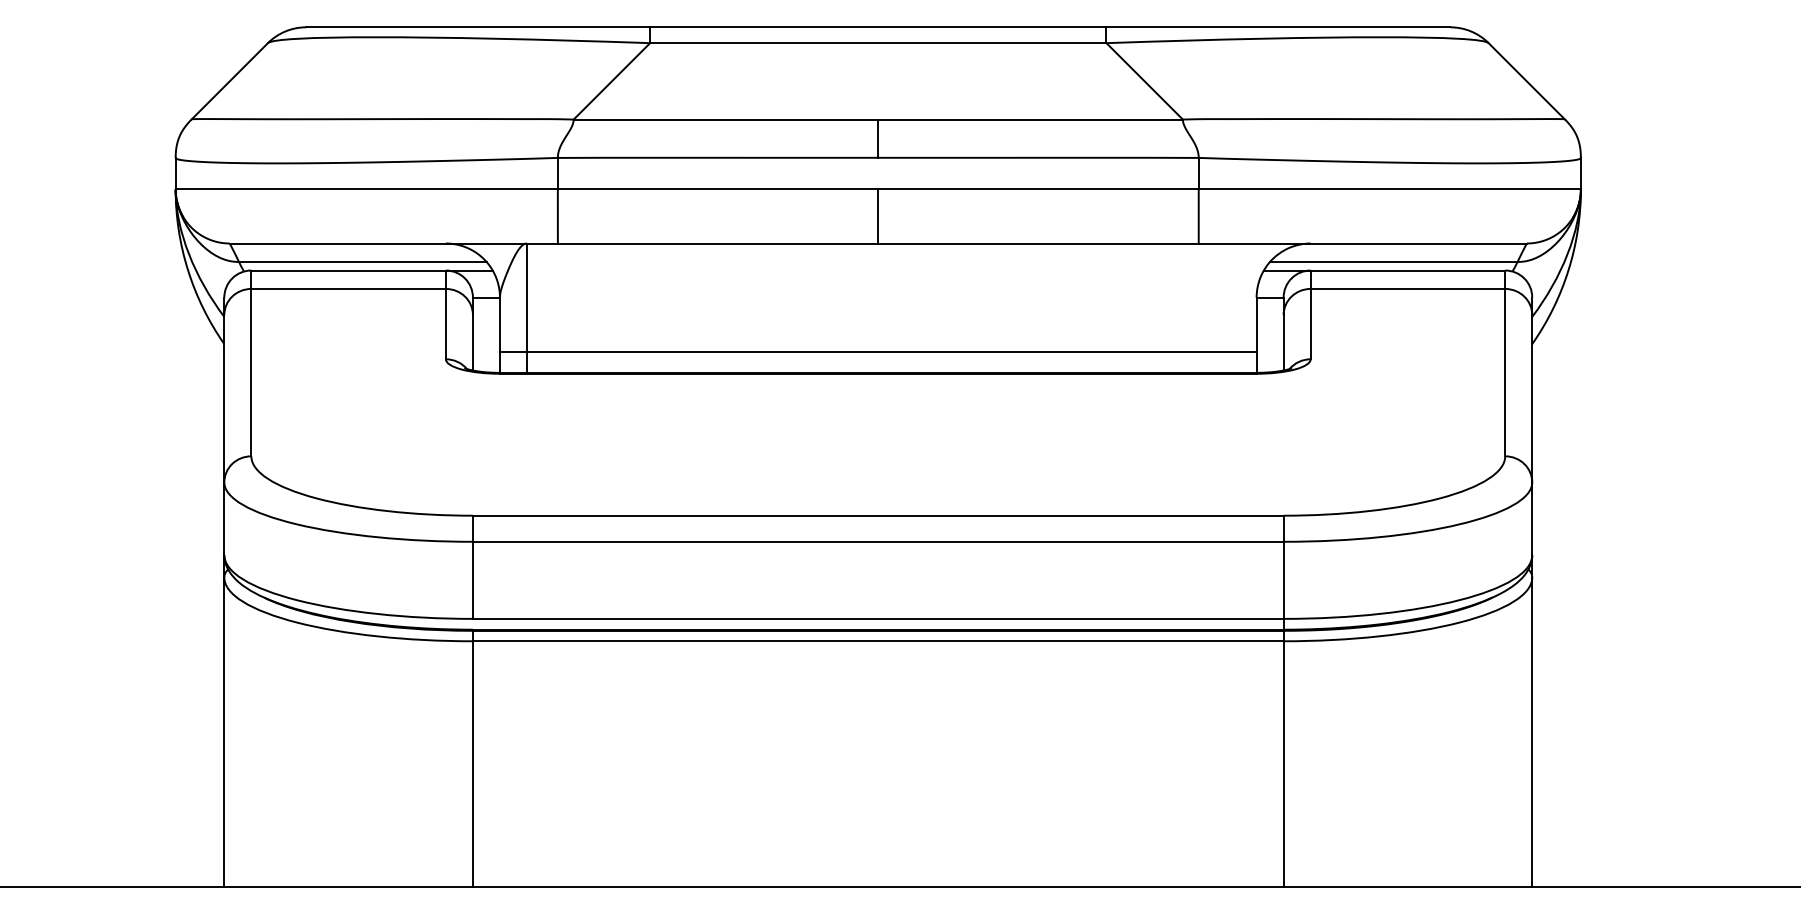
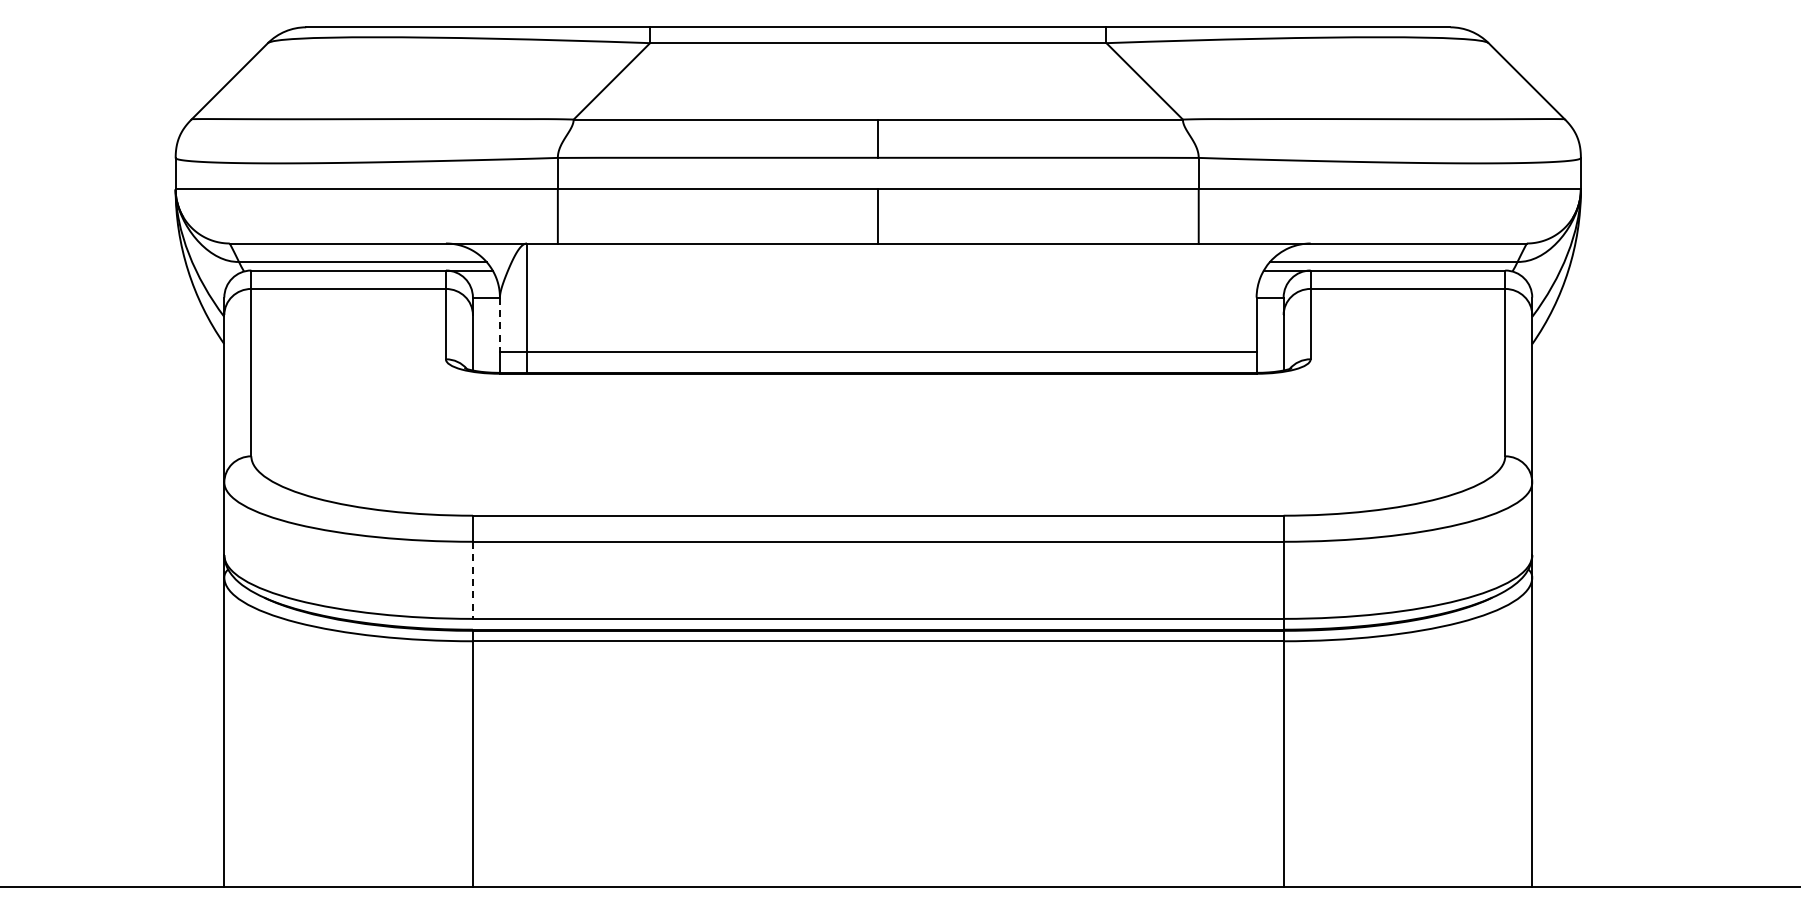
line: solid -> dashed (499, 325)
line: solid -> dashed (472, 580)
